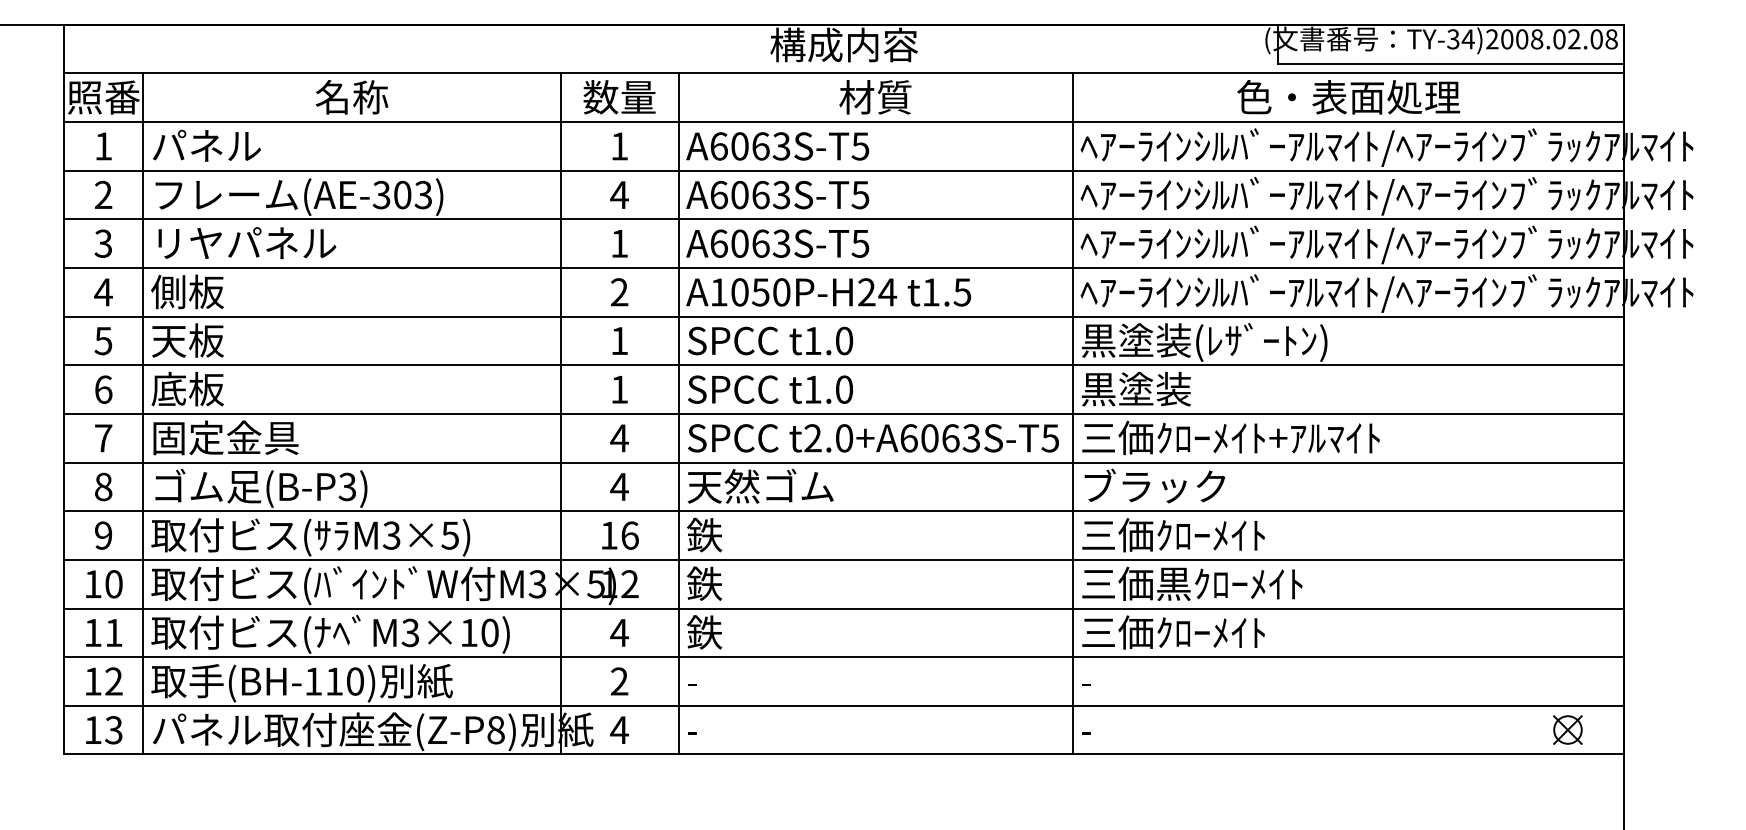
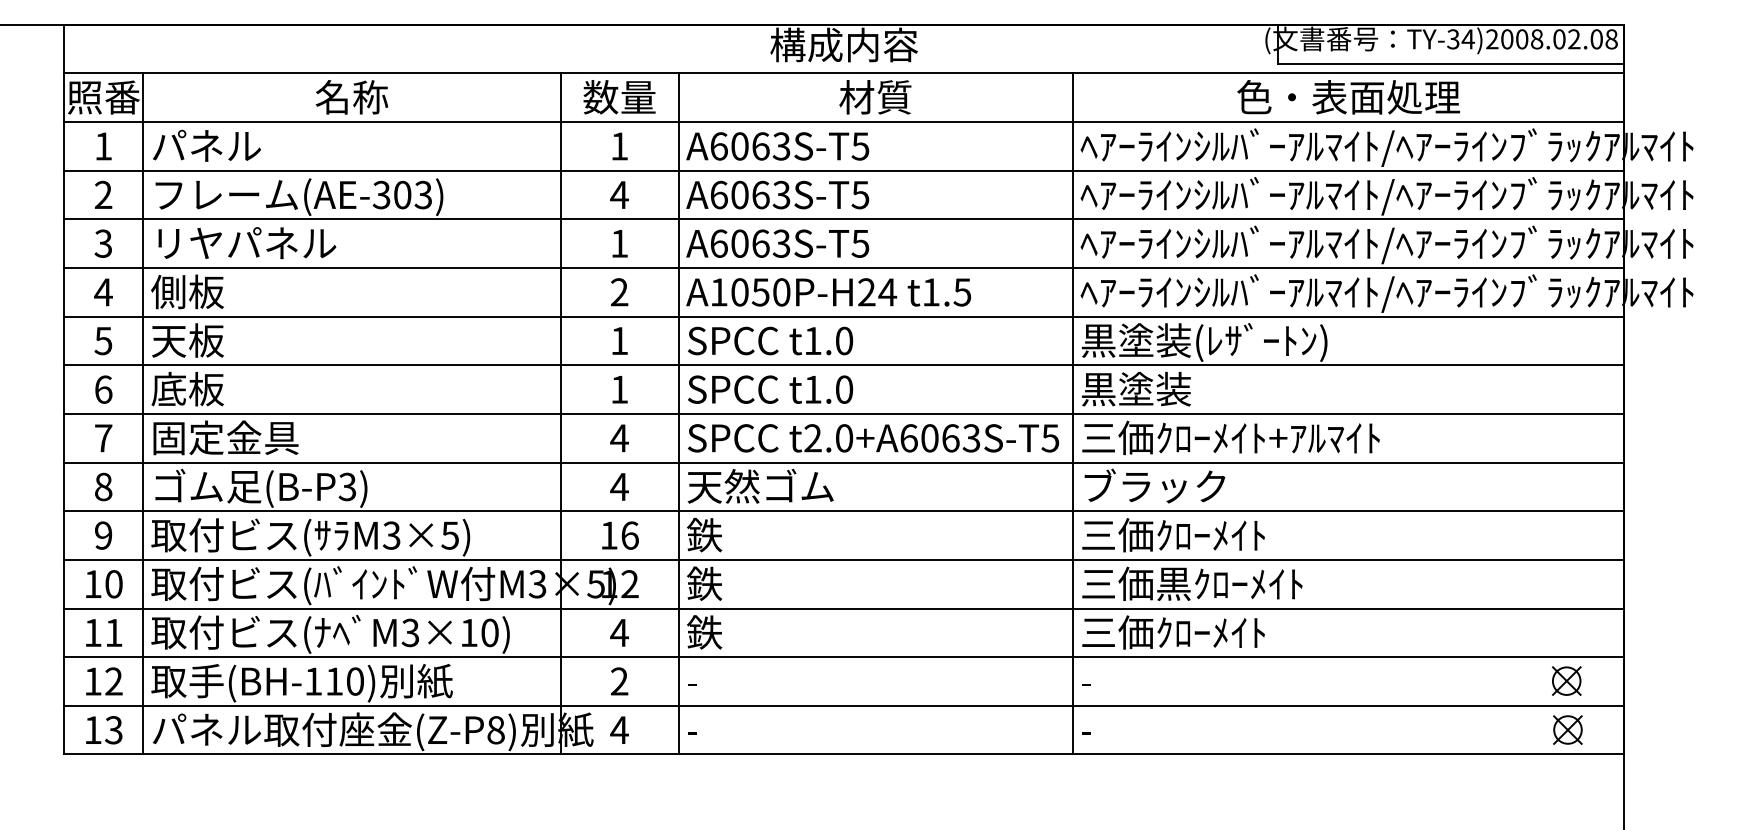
part: none -> present (1566, 680)
